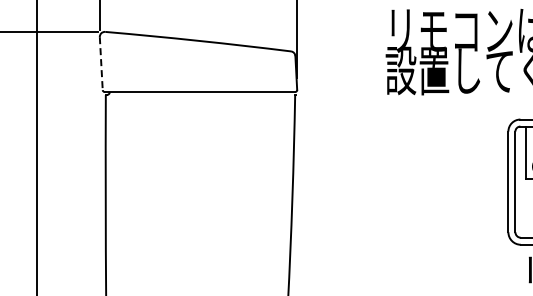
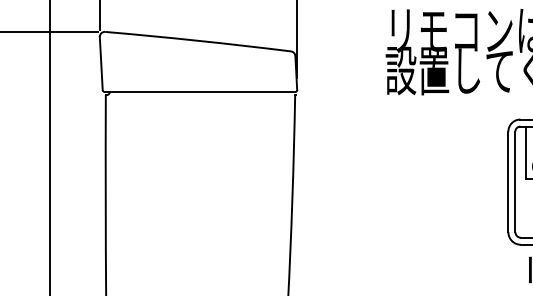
line: dashed -> solid (101, 63)
line position: (37, 147) -> (50, 147) (50, 147)
